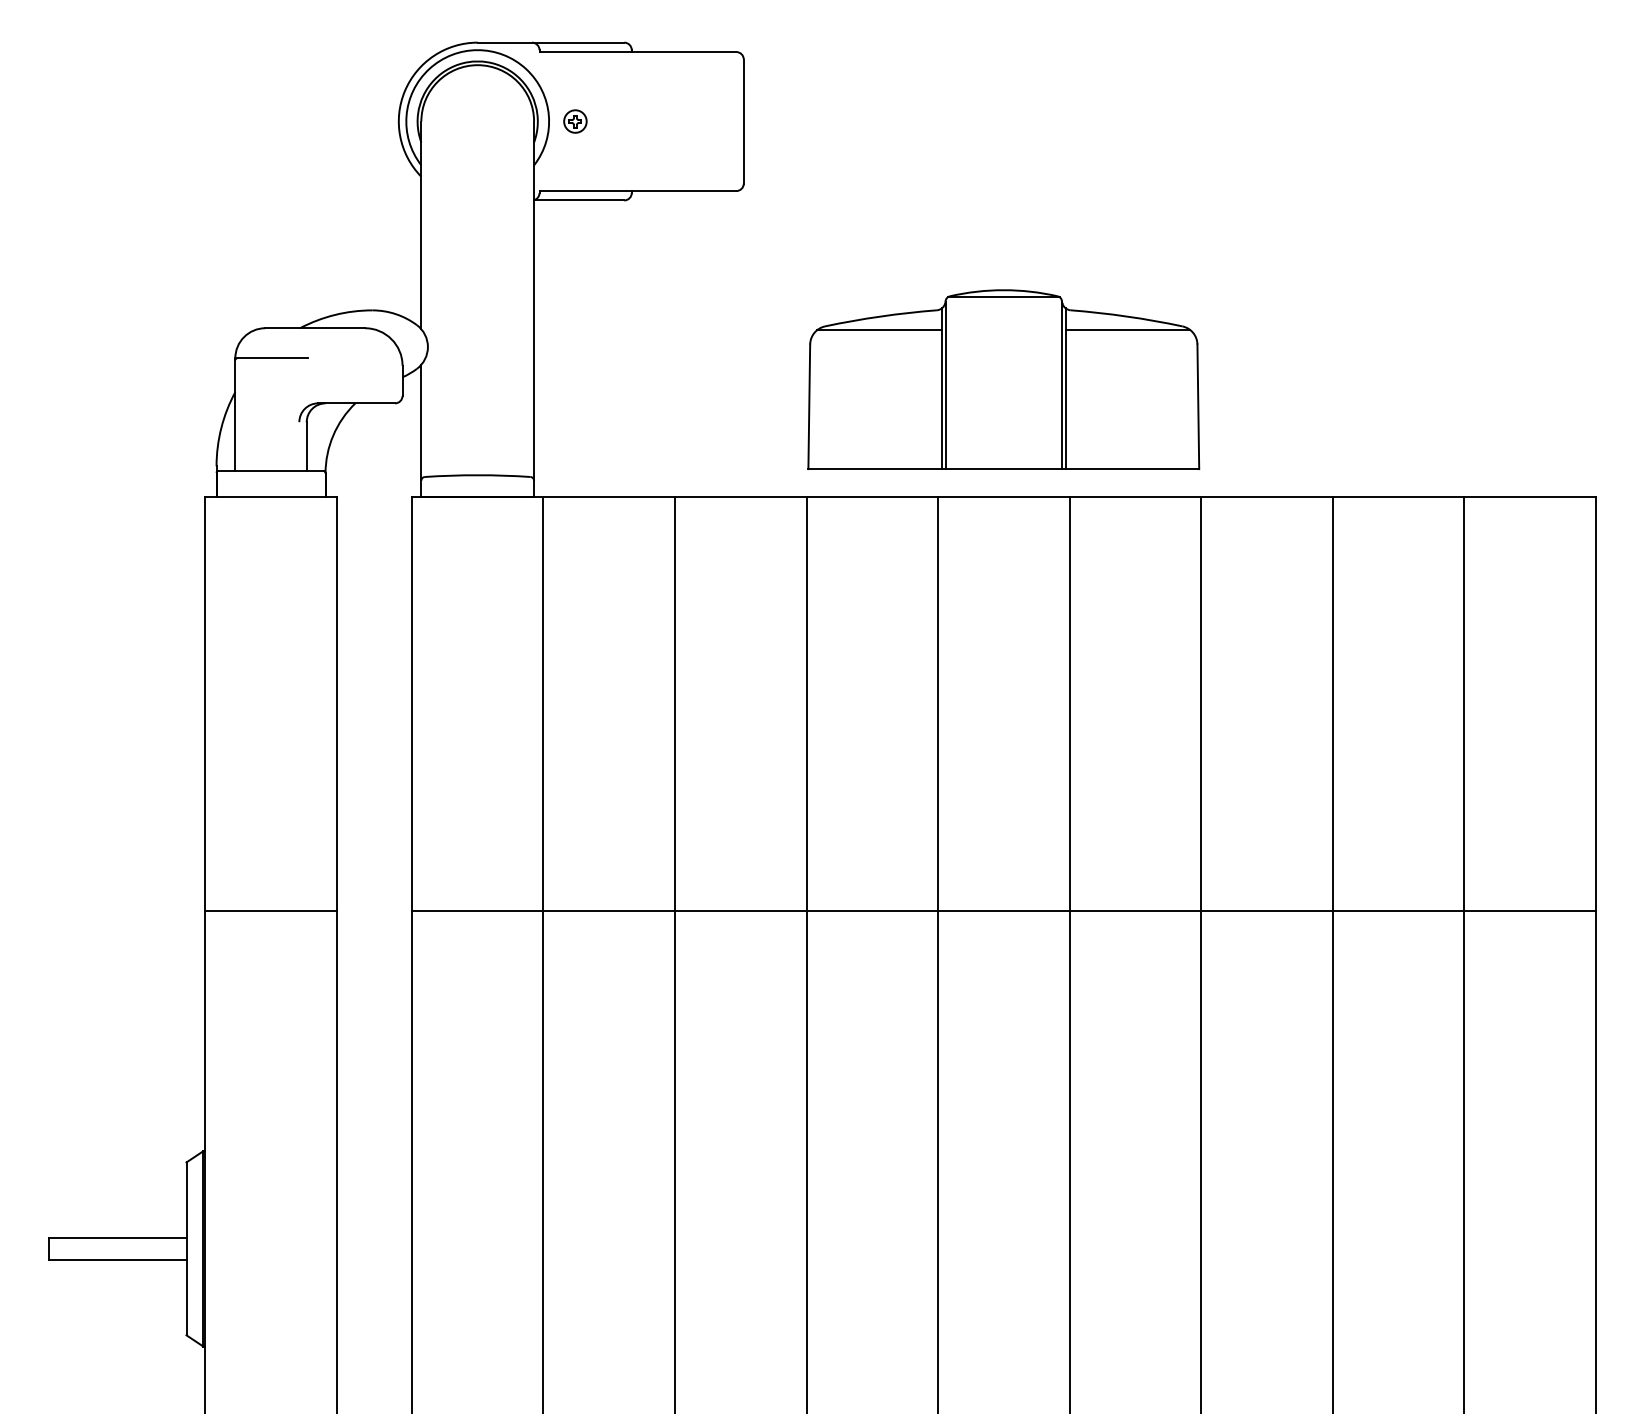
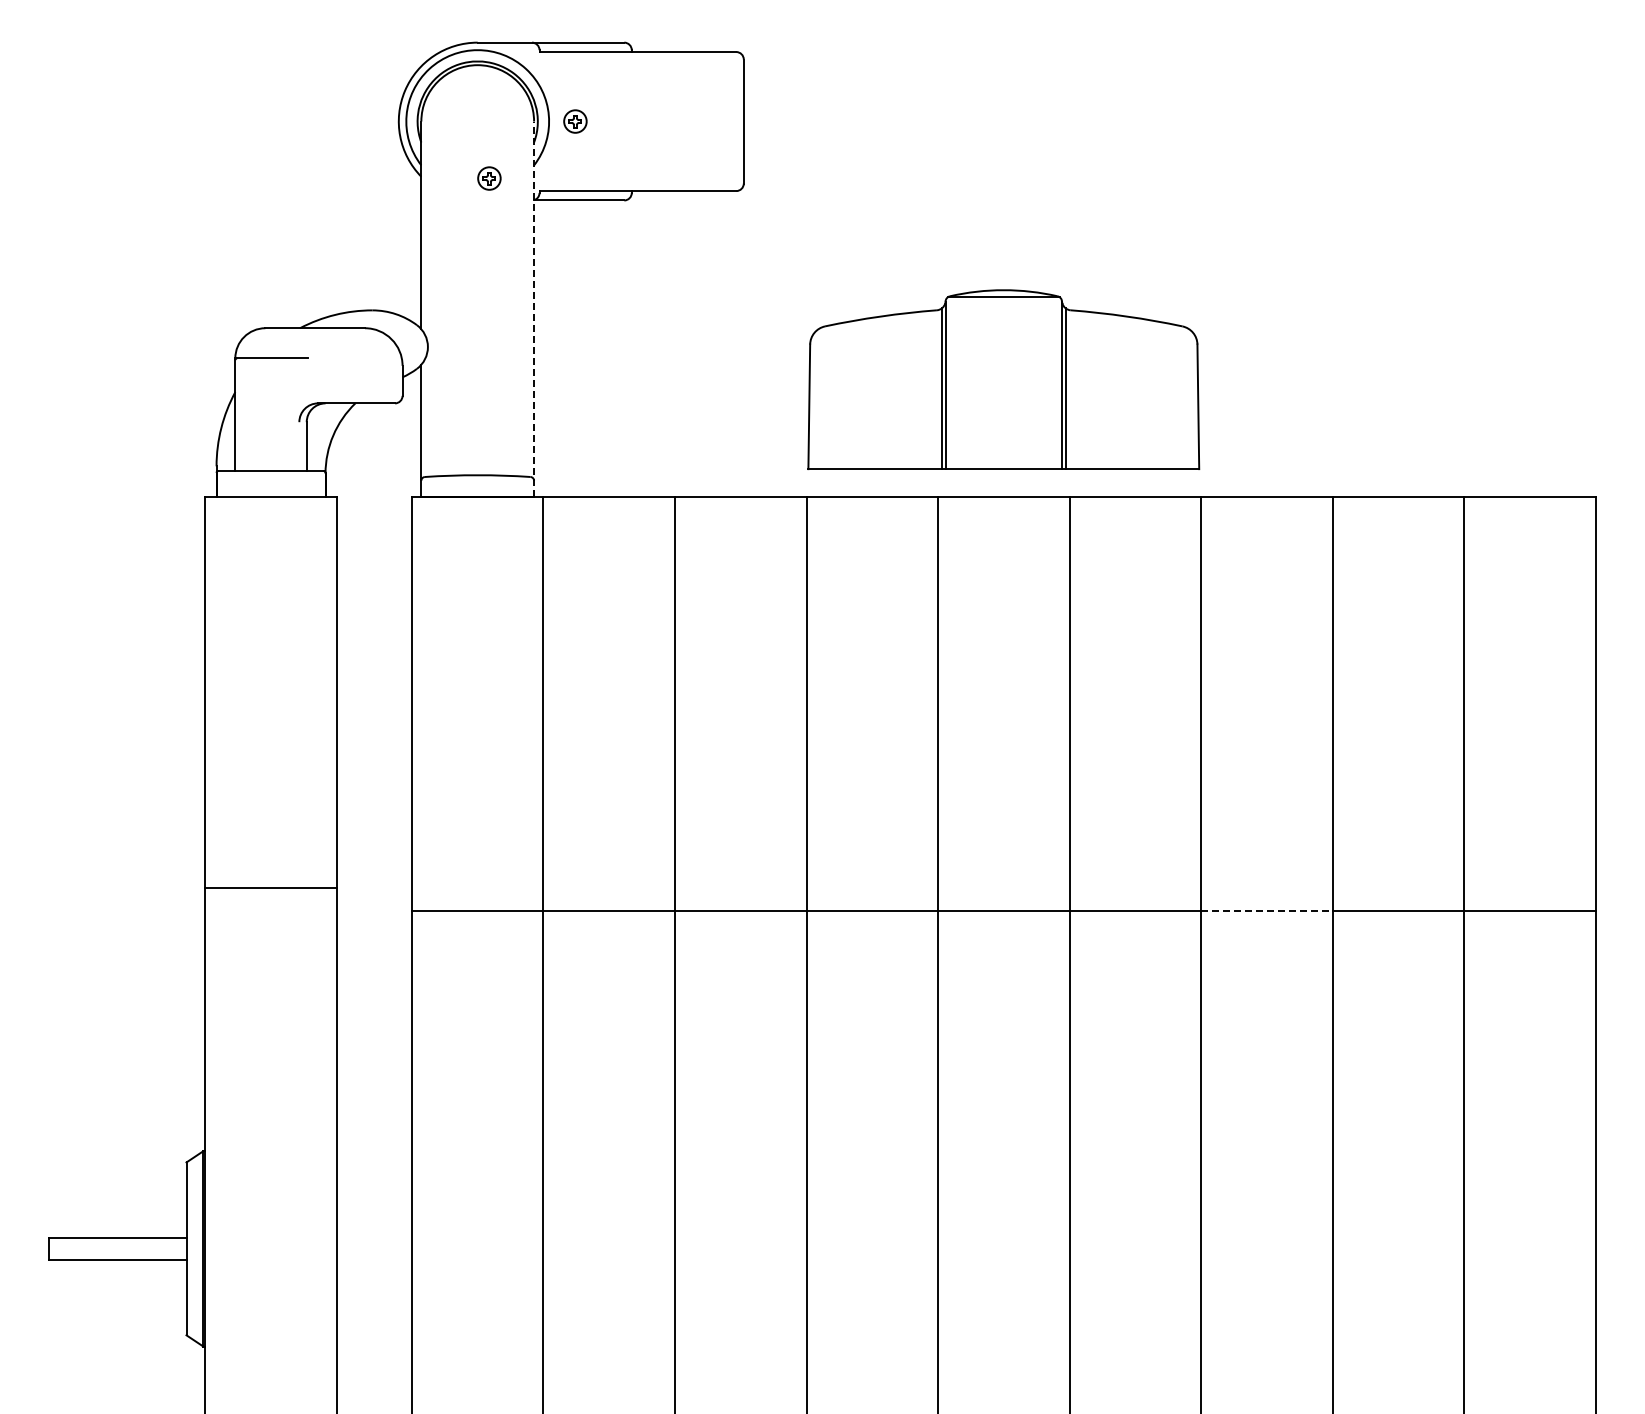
part: none -> present (489, 178)
line: solid -> dashed (534, 309)
line: present -> none (879, 330)
line: present -> none (1127, 330)
line position: (270, 910) -> (270, 887) (270, 887)
line: solid -> dashed (1266, 910)
